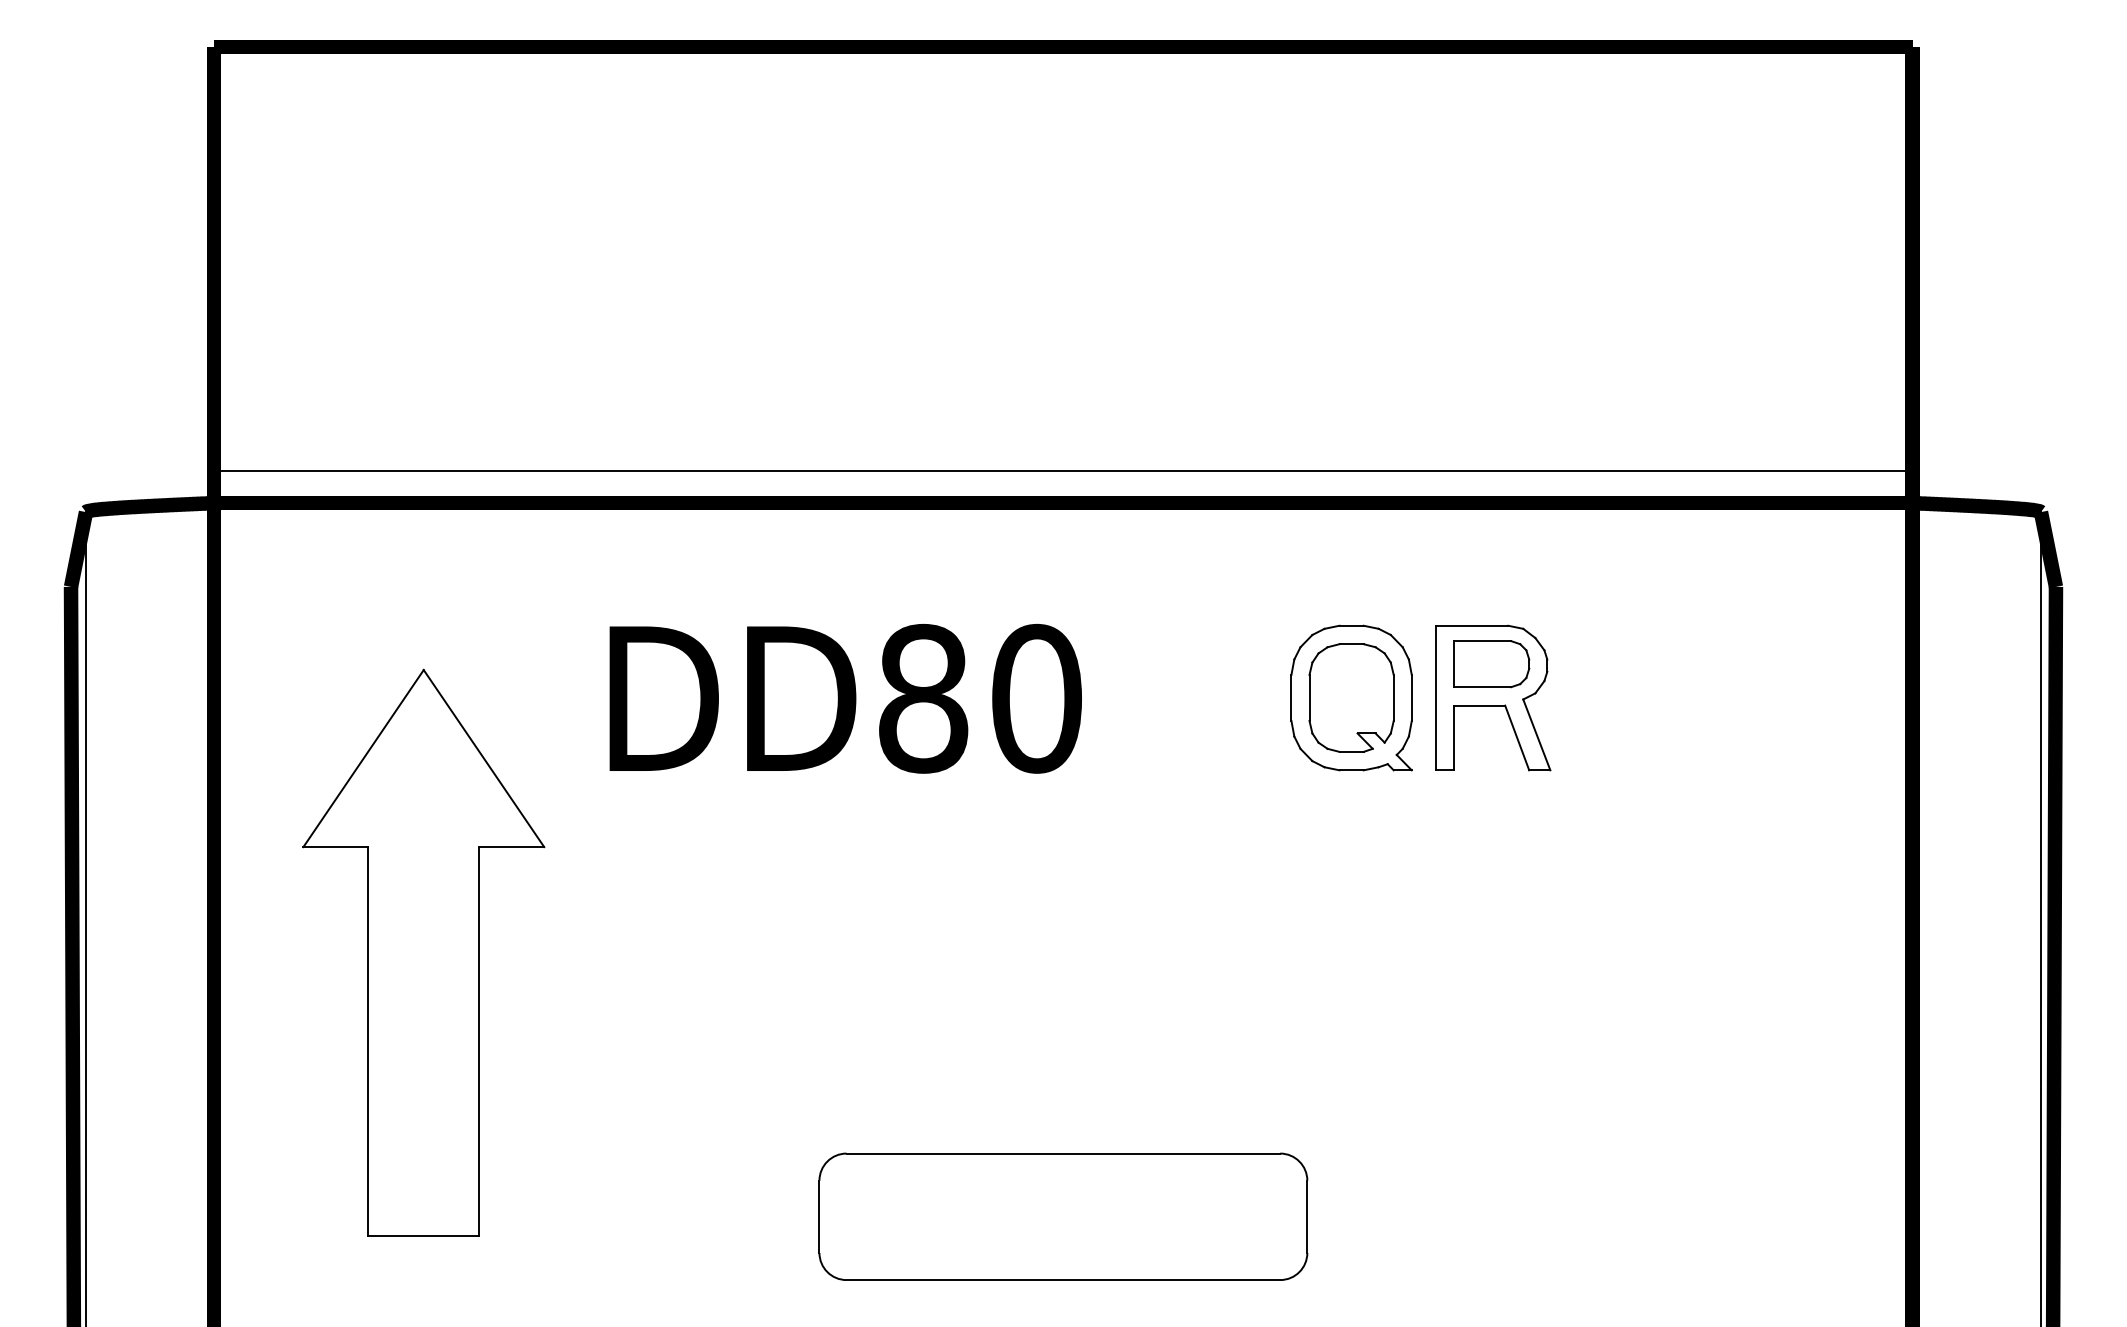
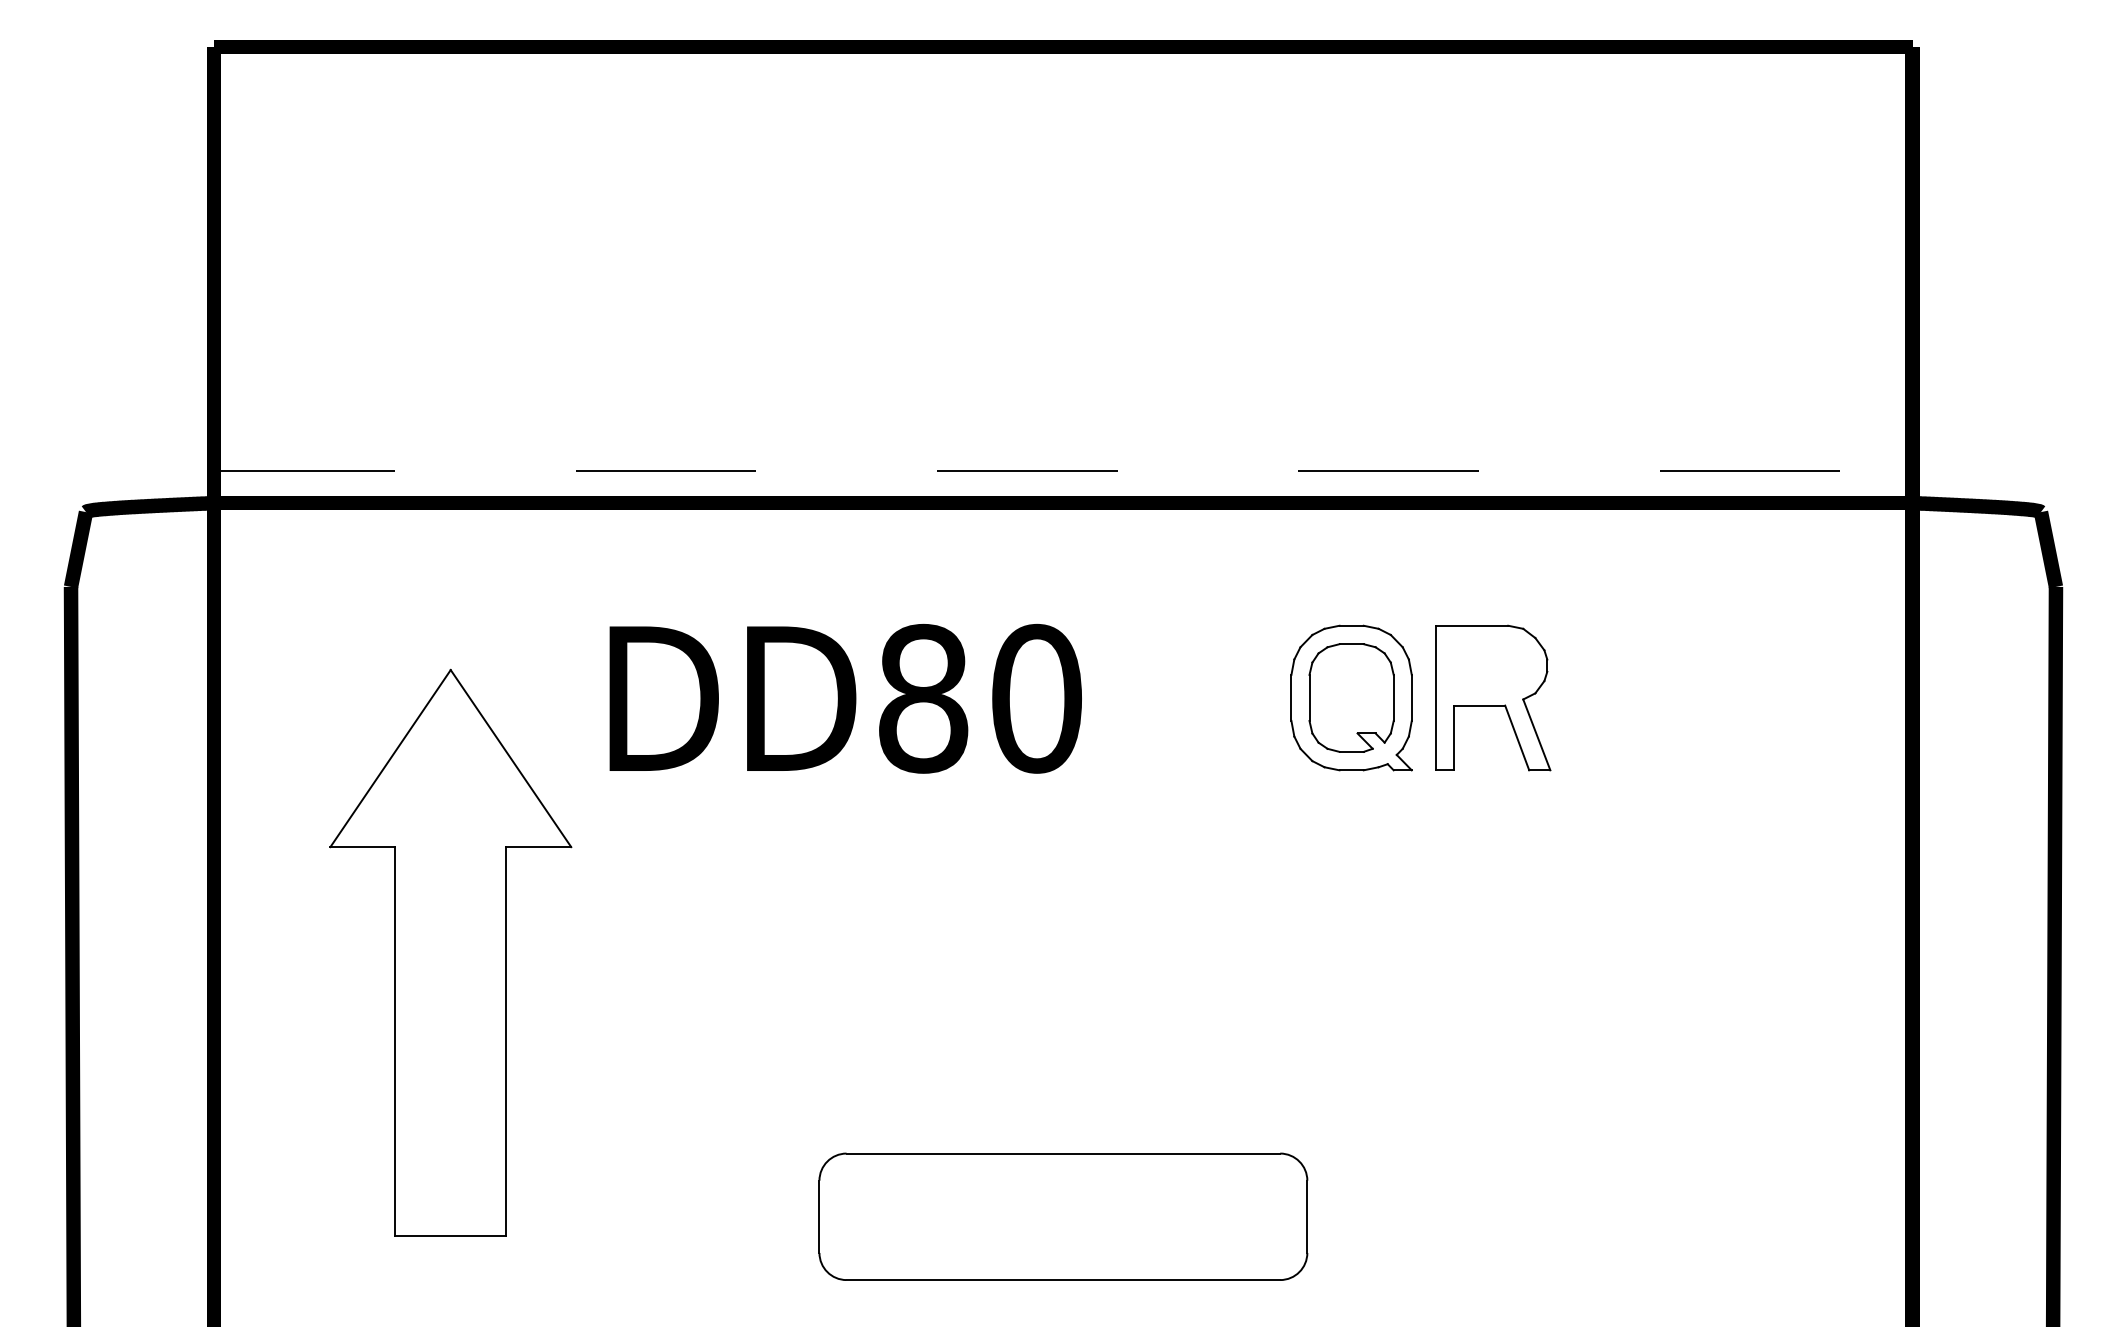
line: solid -> dashed (1063, 471)
part: present -> none (1491, 664)
line: present -> none (86, 917)
line: present -> none (2040, 917)
part position: (423, 952) -> (450, 952) (450, 952)
